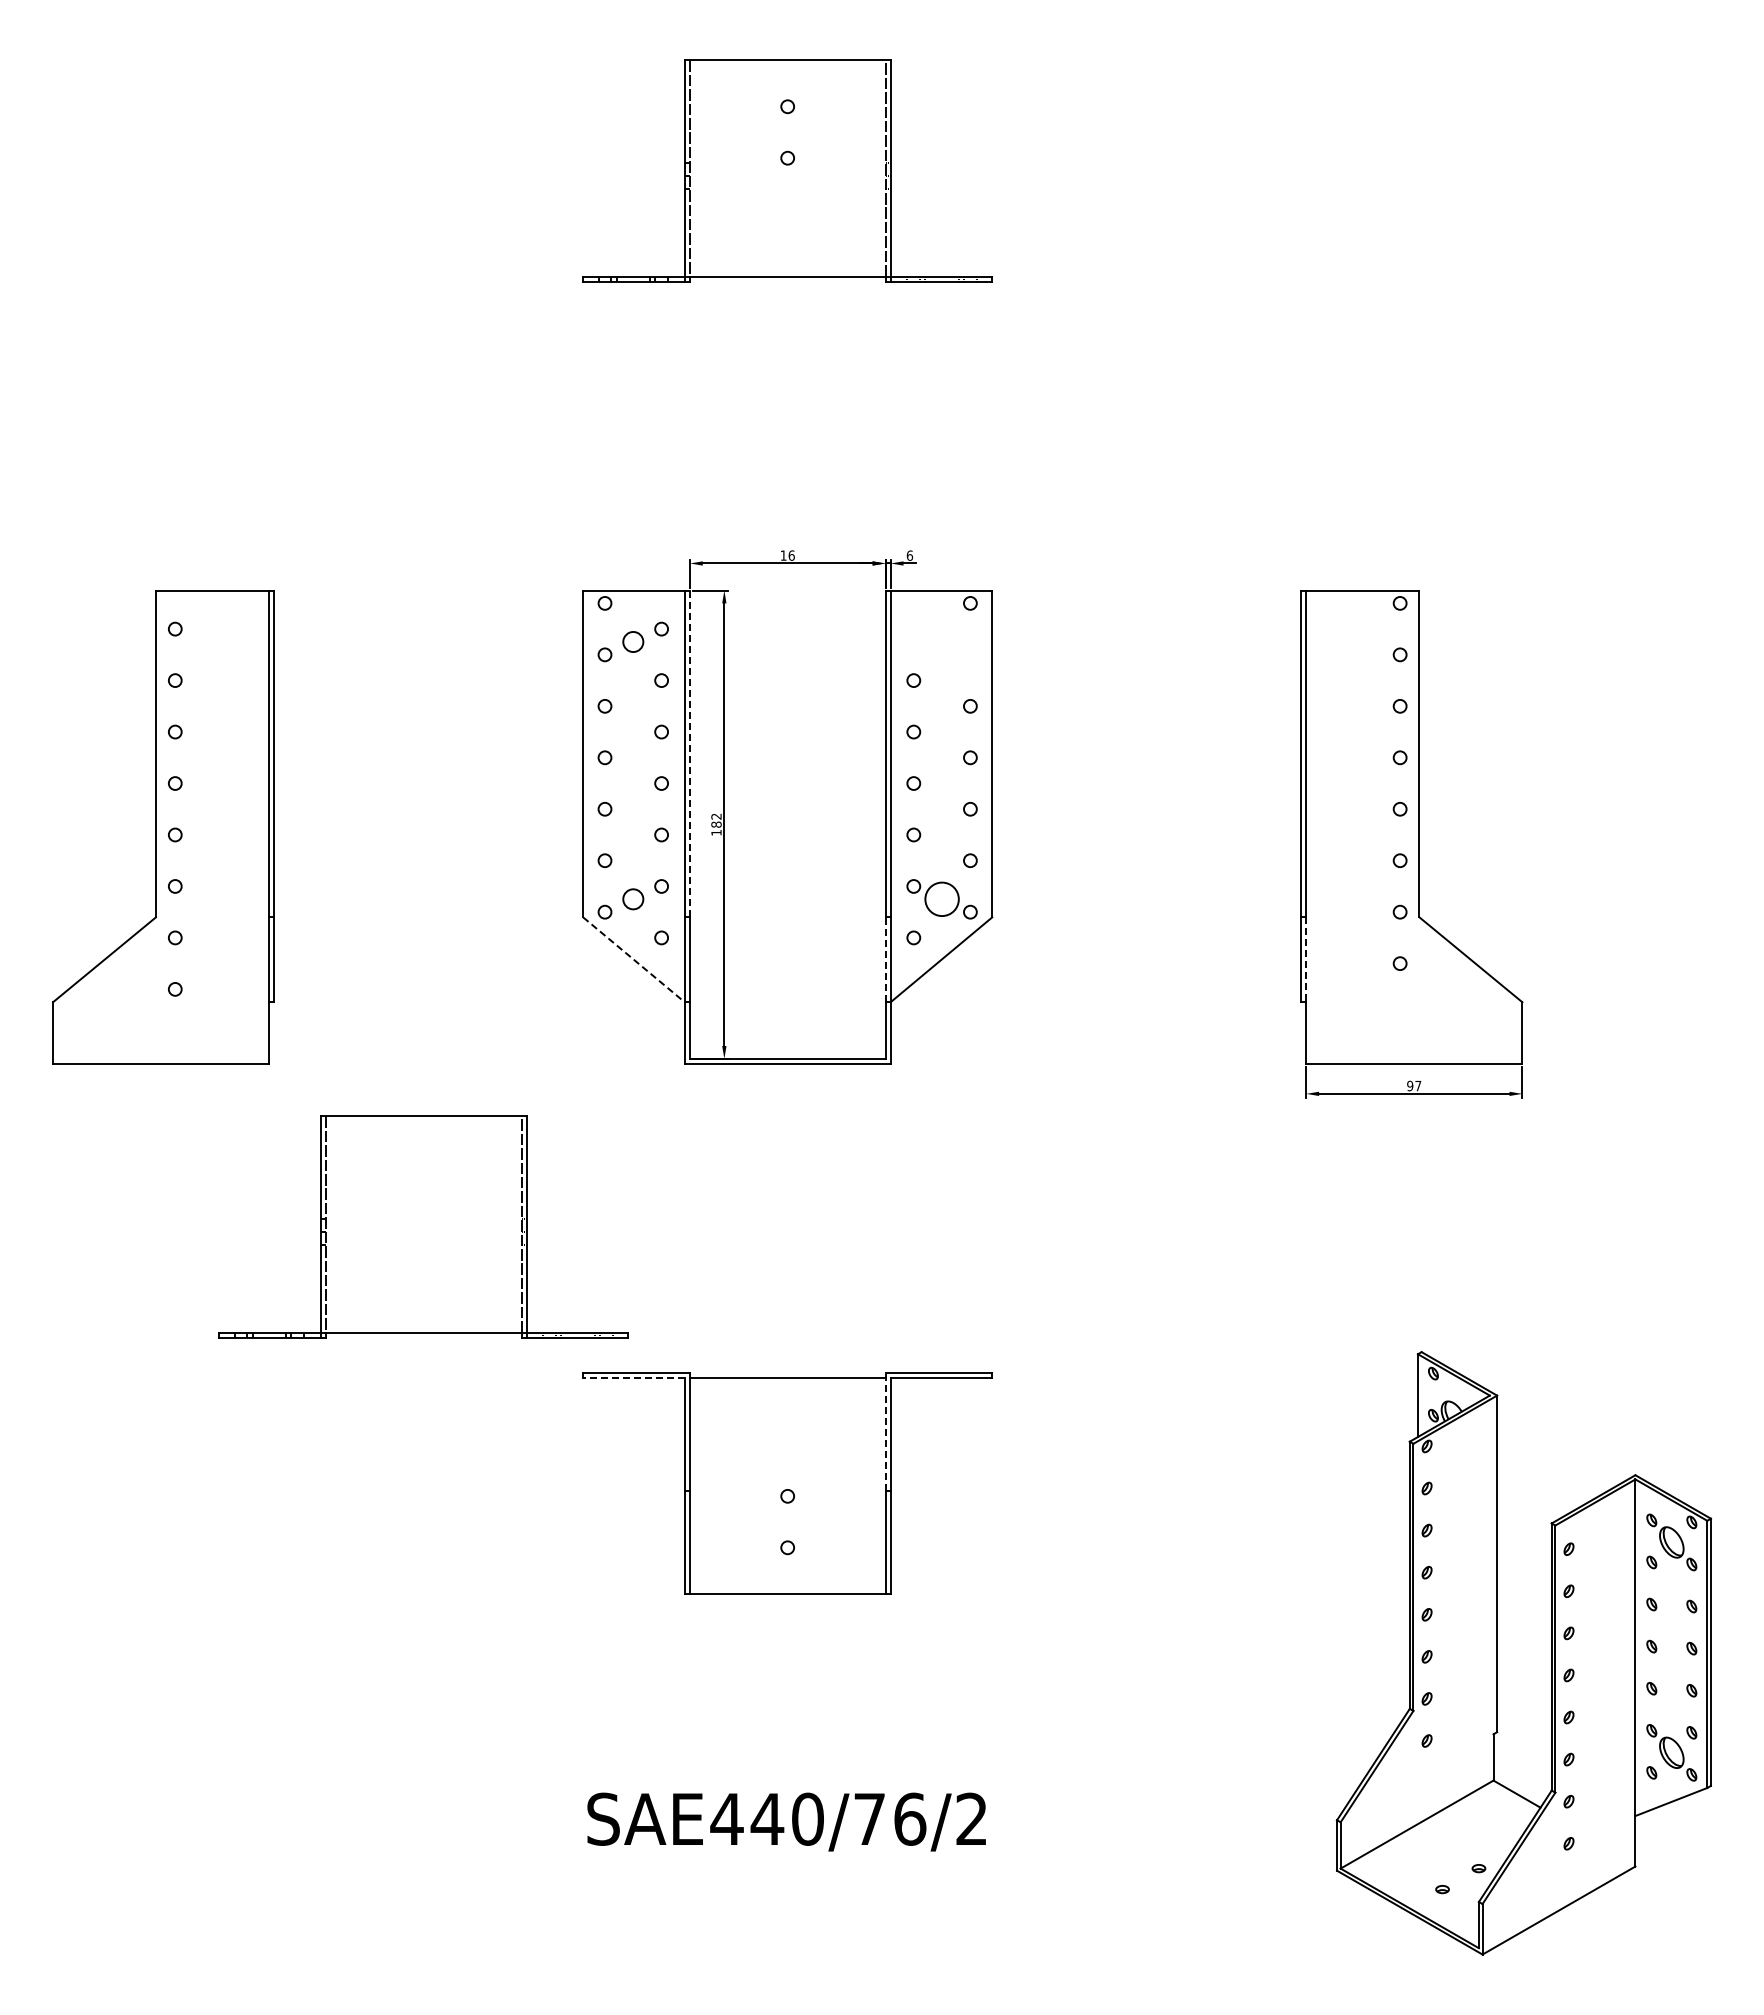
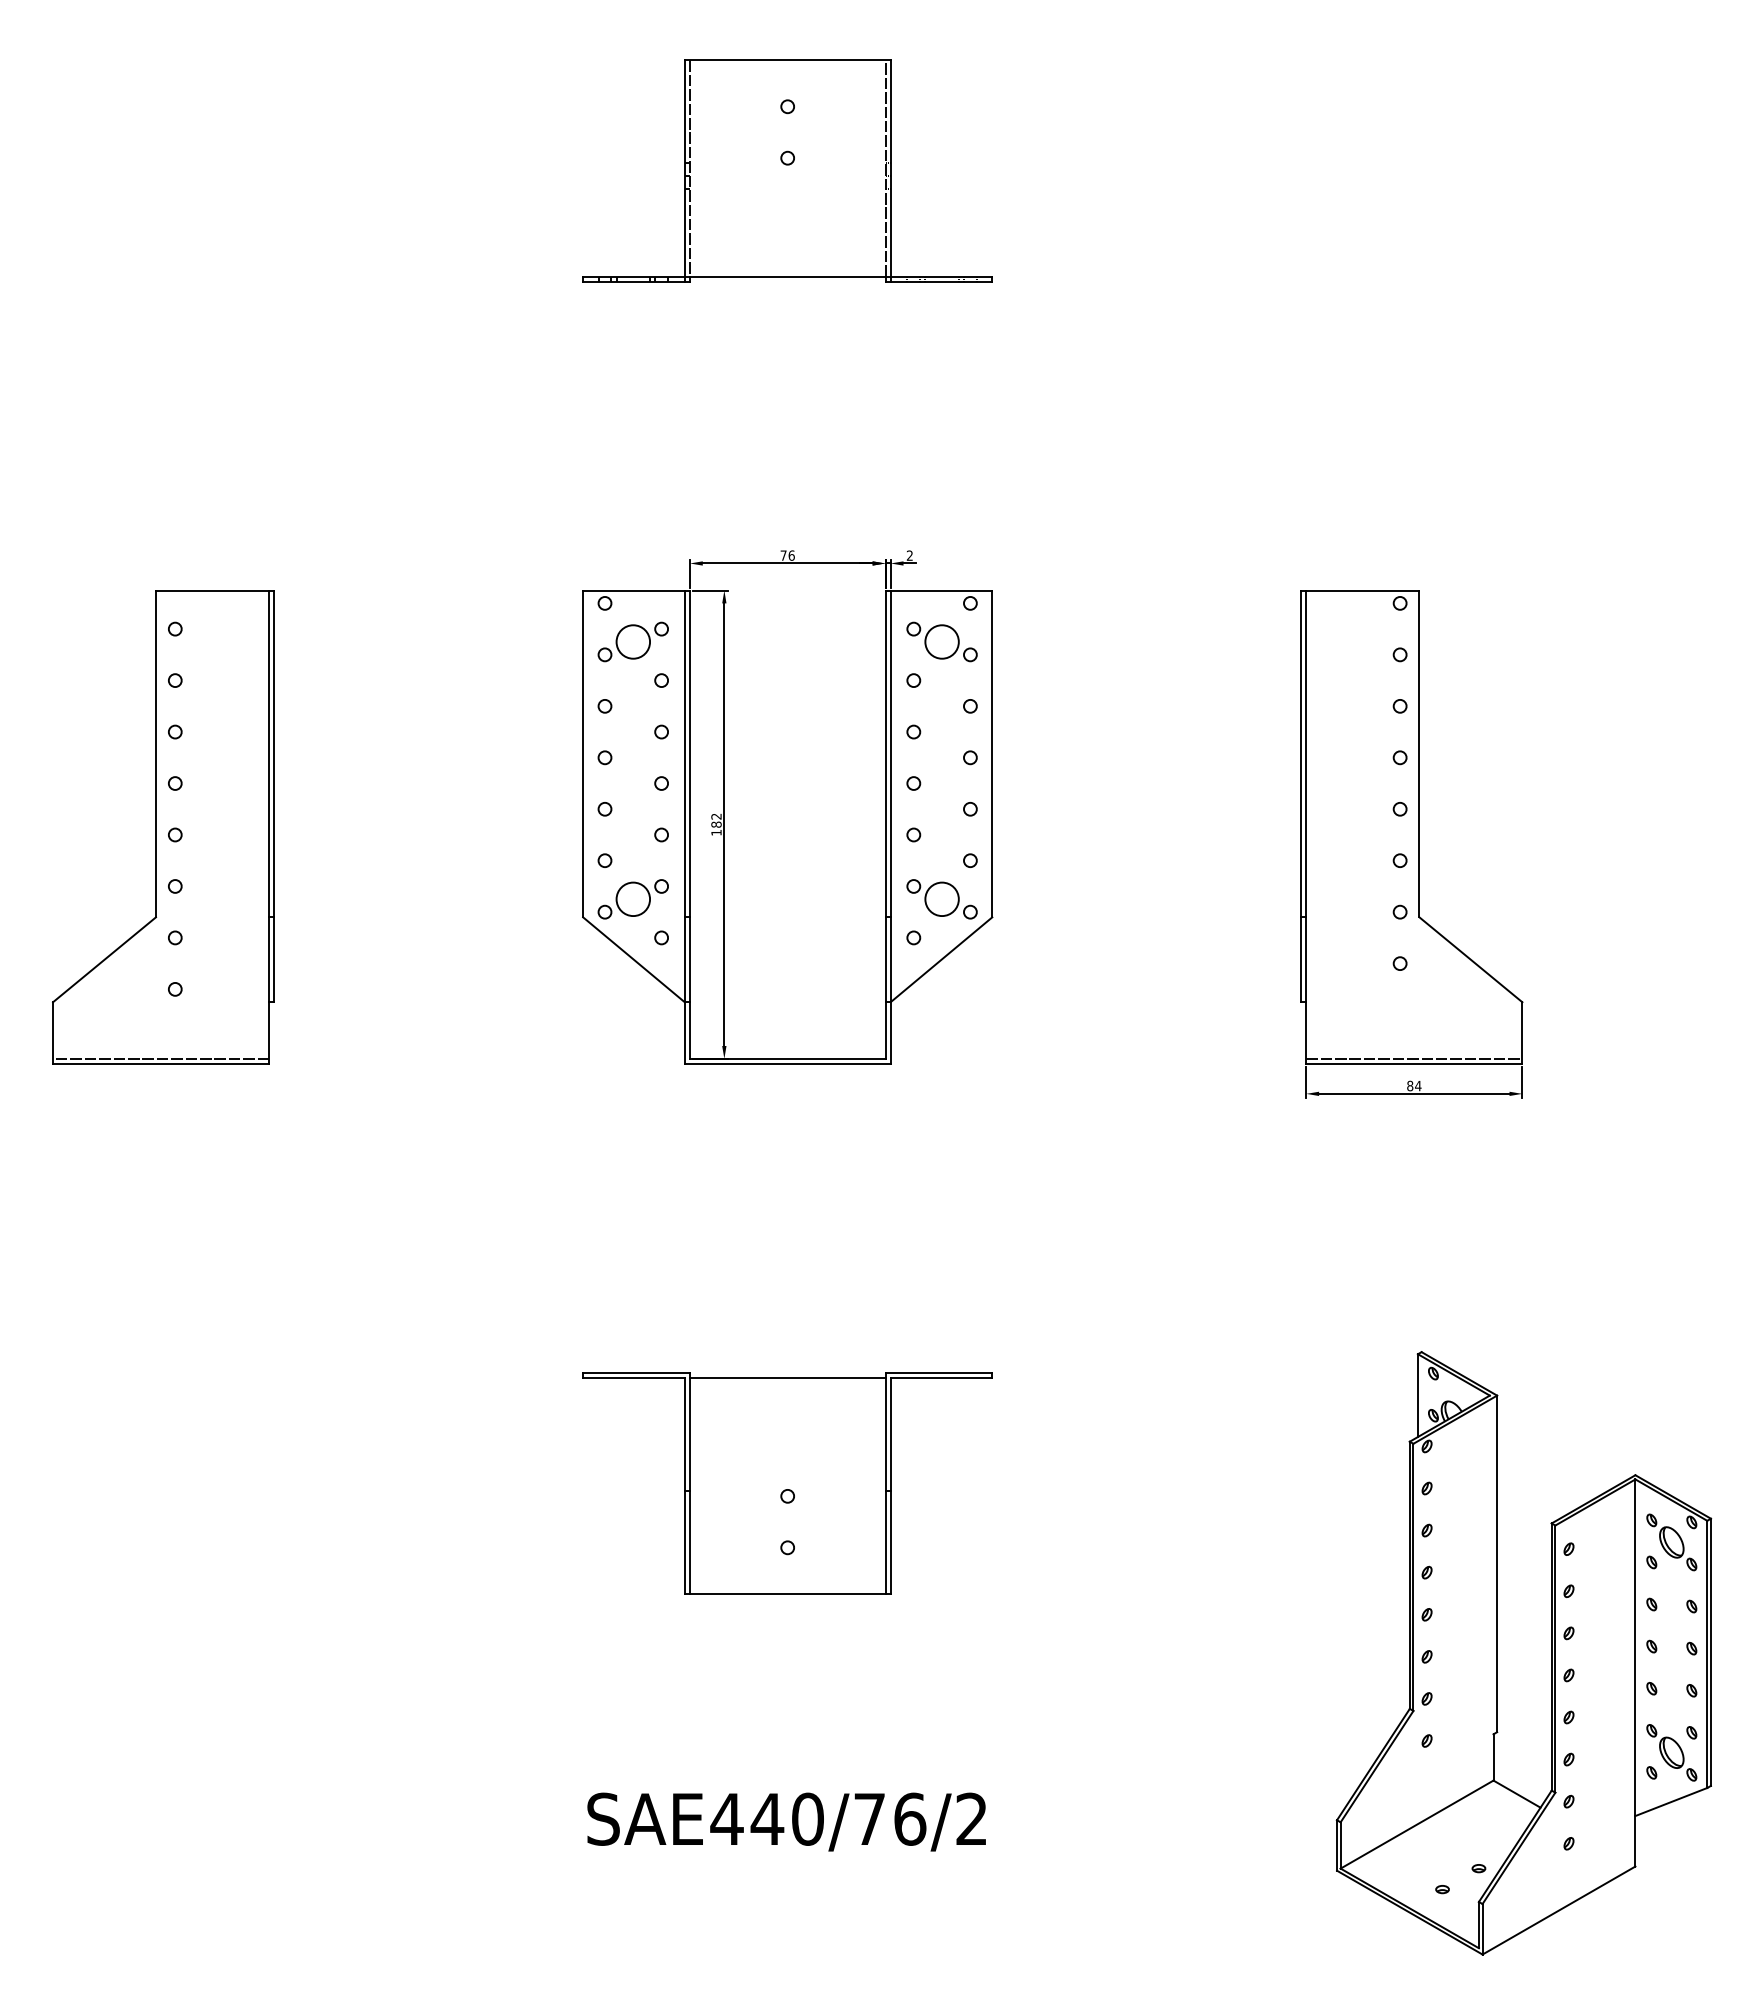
text: 16 -> 76 (783, 555)
text: 6 -> 2 (909, 555)
circle diameter: 20 px -> 33 px (633, 641)
part: none -> present (941, 641)
line: dashed -> solid (689, 753)
circle diameter: 20 px -> 33 px (633, 899)
line: dashed -> solid (885, 959)
line: dashed -> solid (634, 960)
line: dashed -> solid (1306, 960)
line: none -> present (161, 1058)
line: none -> present (1414, 1058)
text: 97 -> 84 (1414, 1085)
part: present -> none (423, 1226)
line: dashed -> solid (633, 1377)
line: dashed -> solid (885, 1431)
